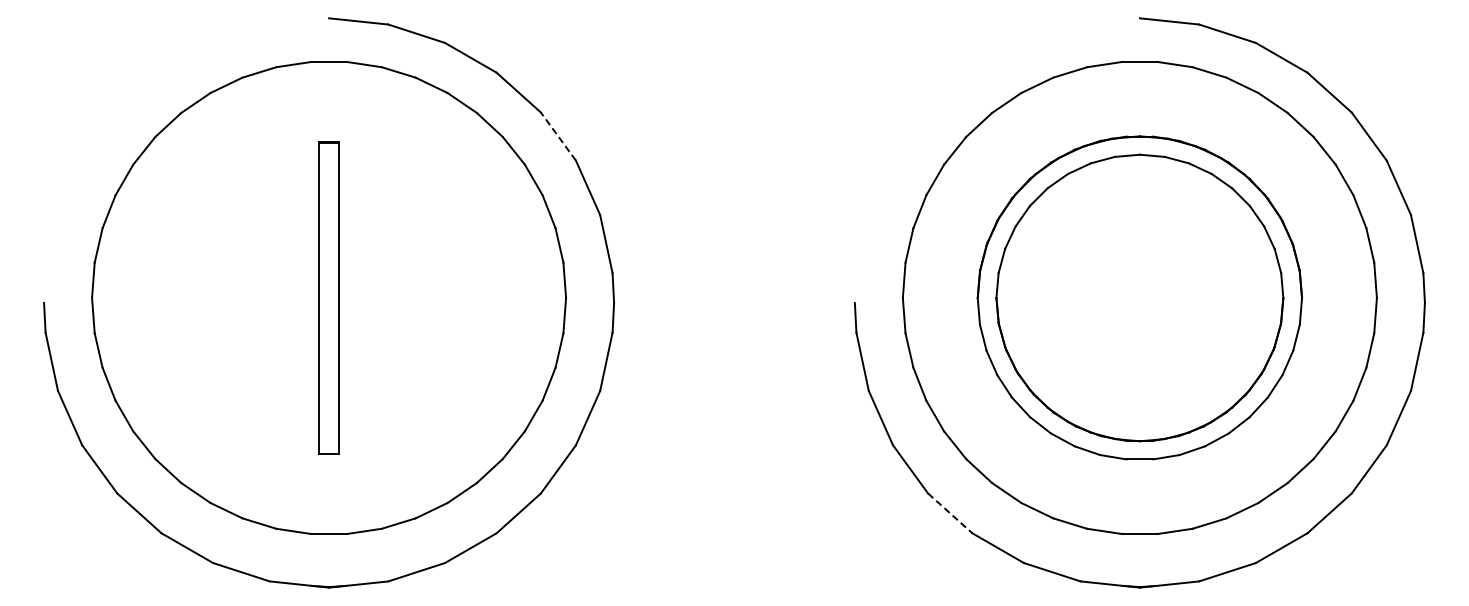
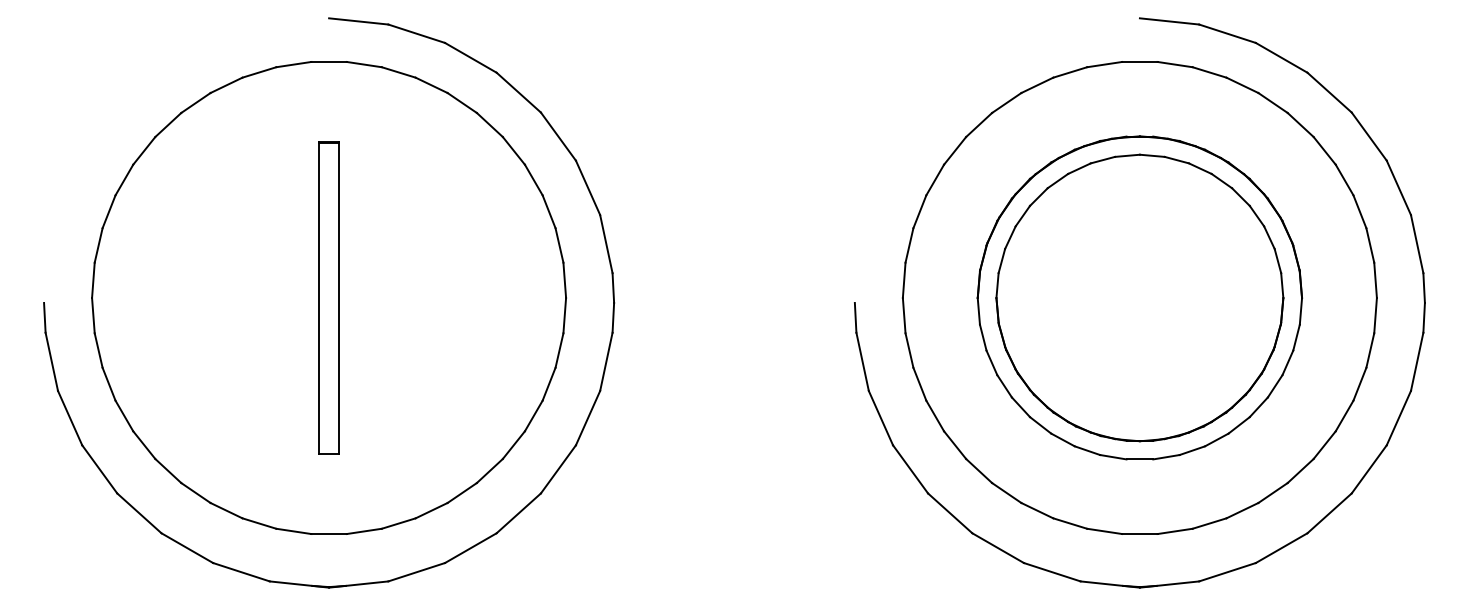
line: dashed -> solid (558, 136)
line: dashed -> solid (950, 513)
